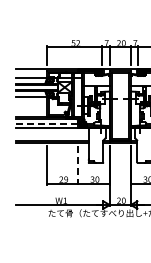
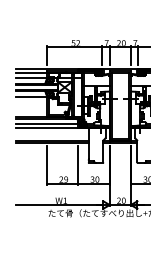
line: none -> present (31, 73)
line: dashed -> solid (47, 123)
line: dashed -> solid (78, 165)
